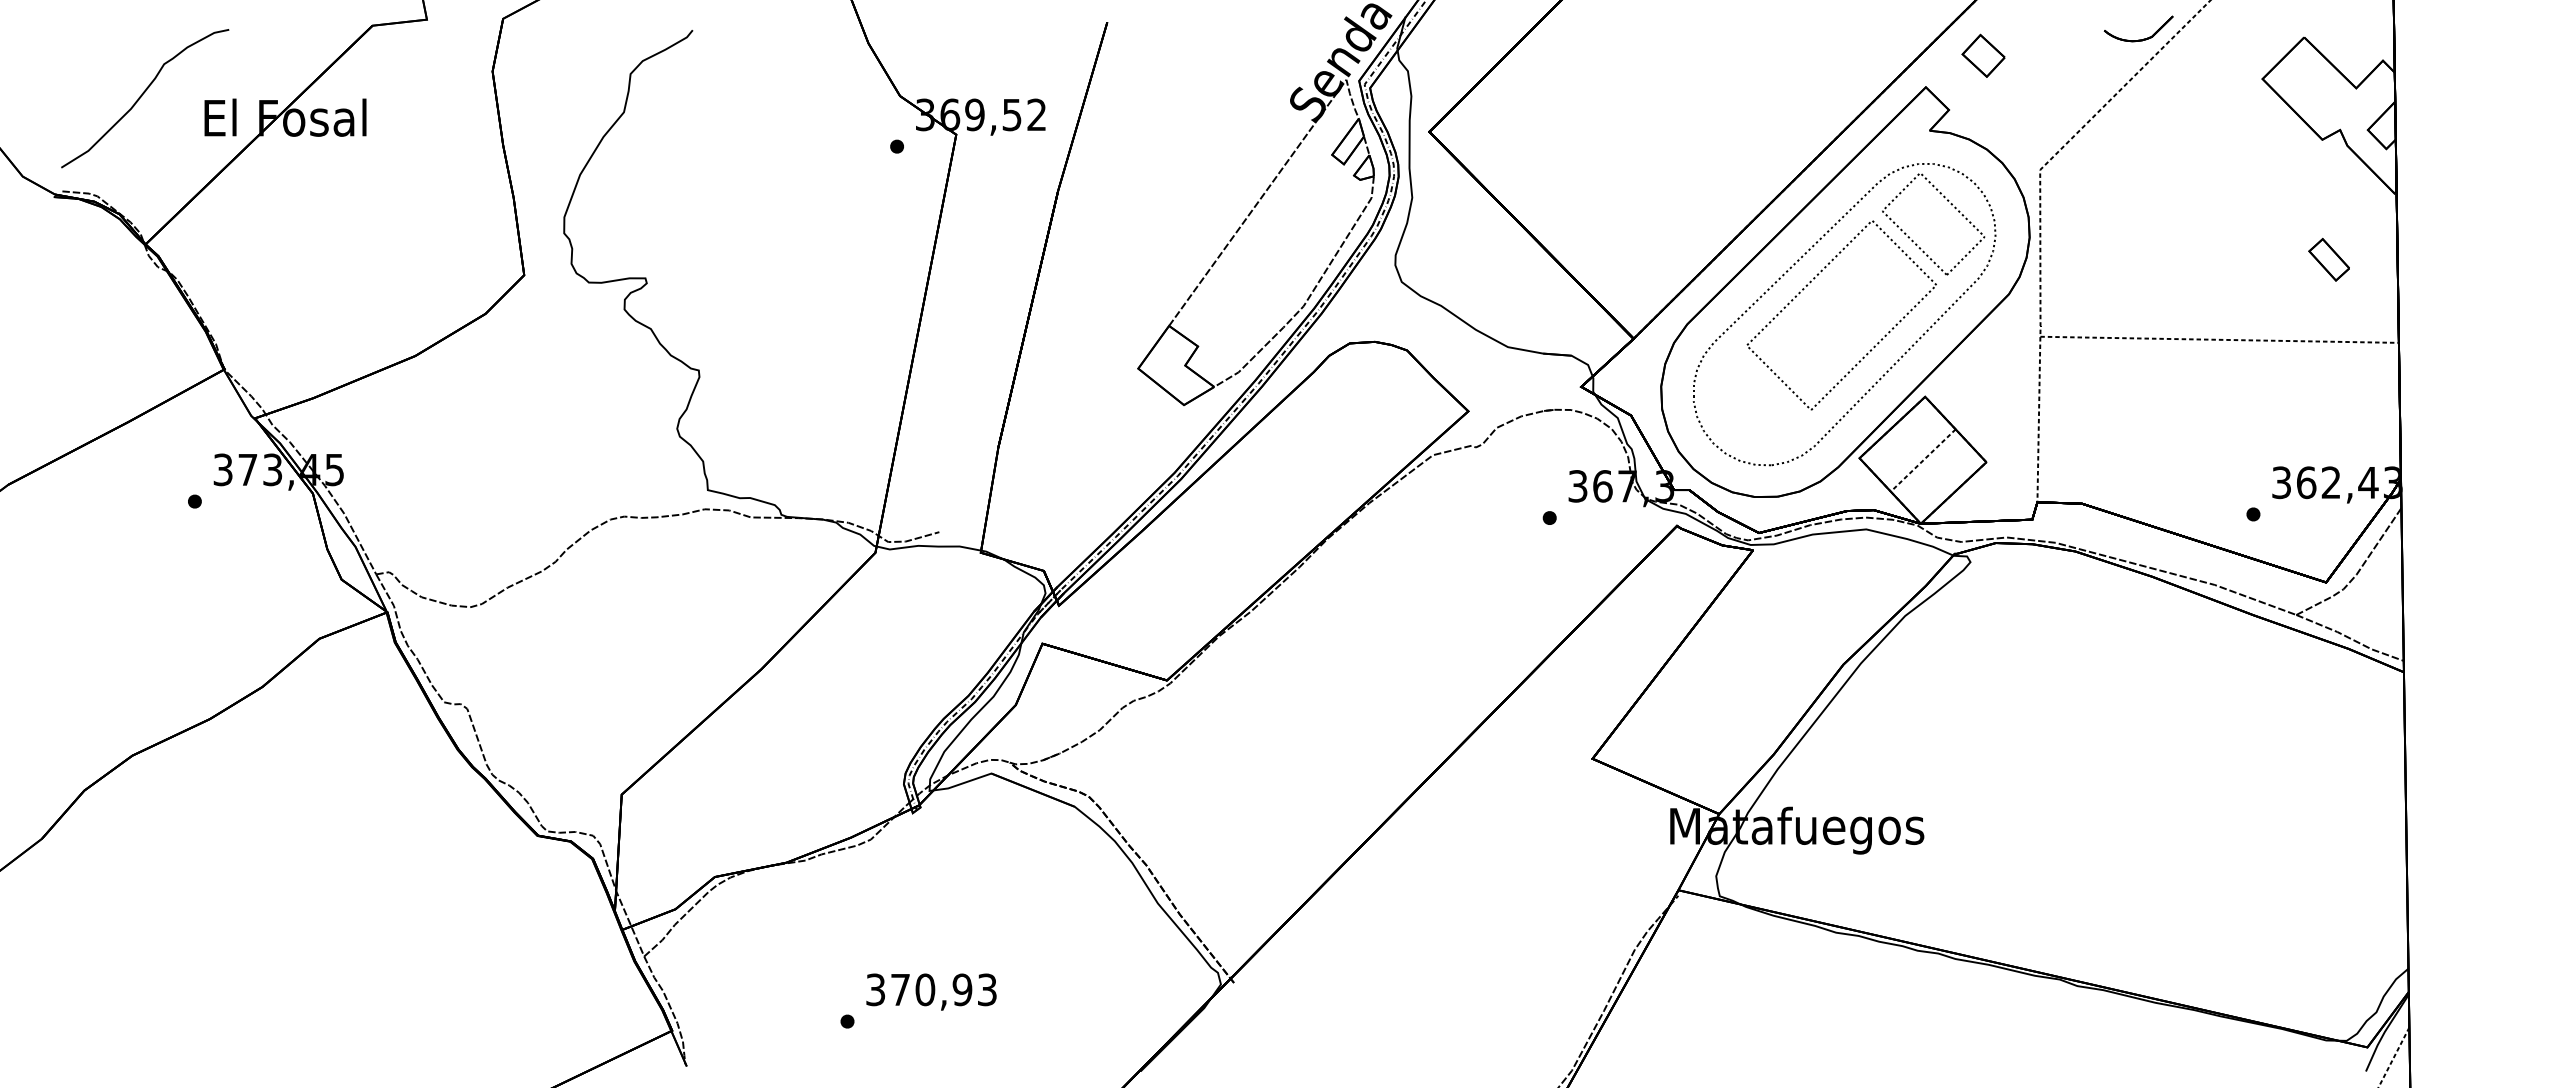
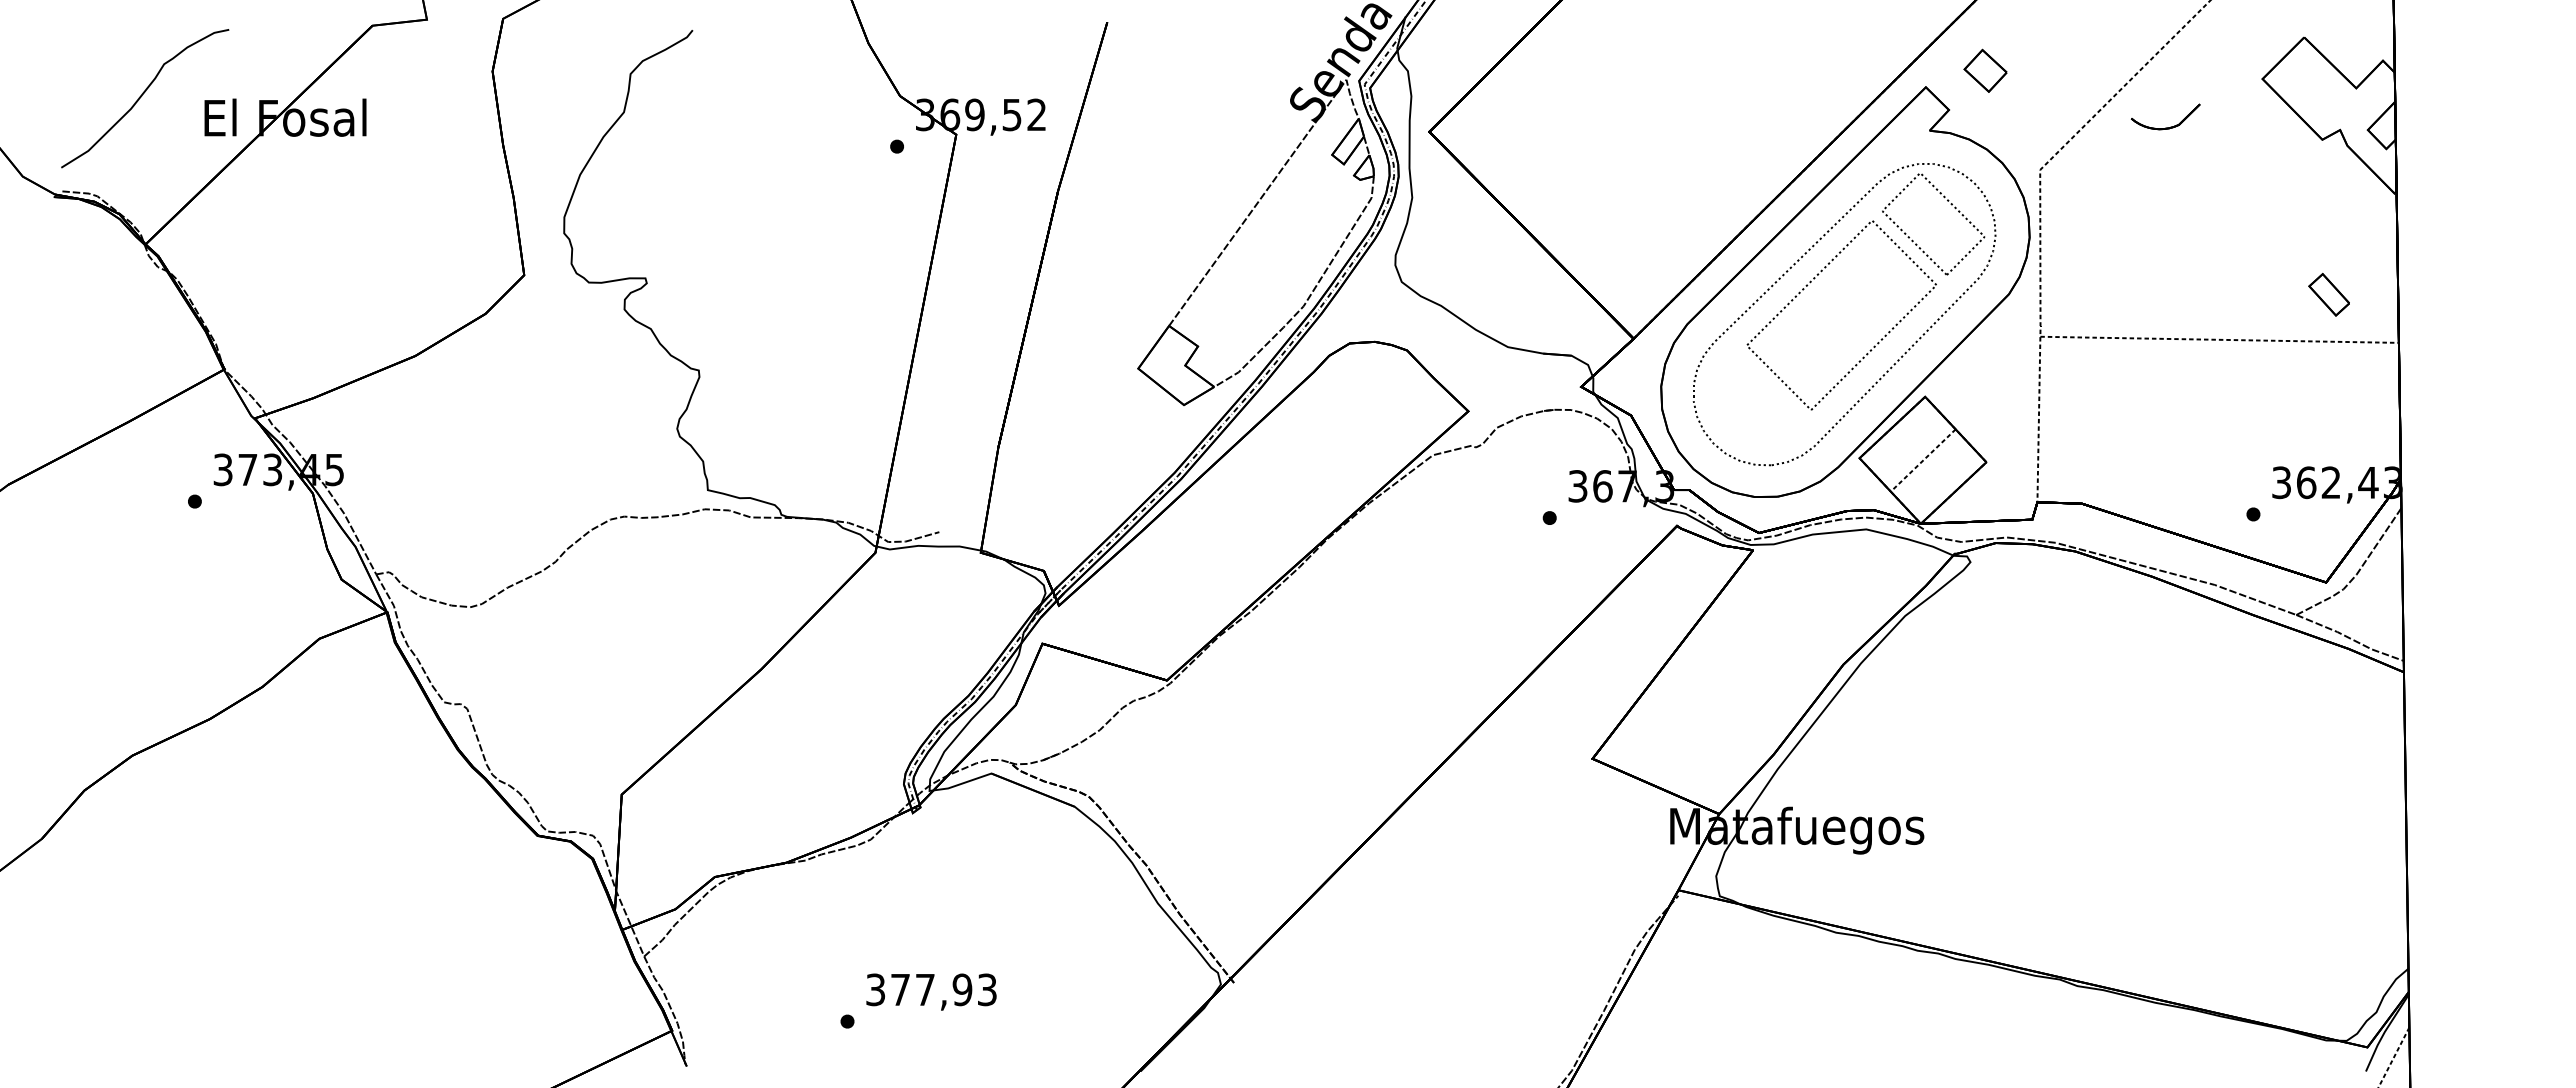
part position: (2138, 39) -> (2165, 127) (2165, 127)
part position: (1983, 55) -> (1985, 70) (1985, 70)
part position: (2328, 259) -> (2328, 294) (2328, 294)
text: 370,93 -> 377,93 (925, 989)
